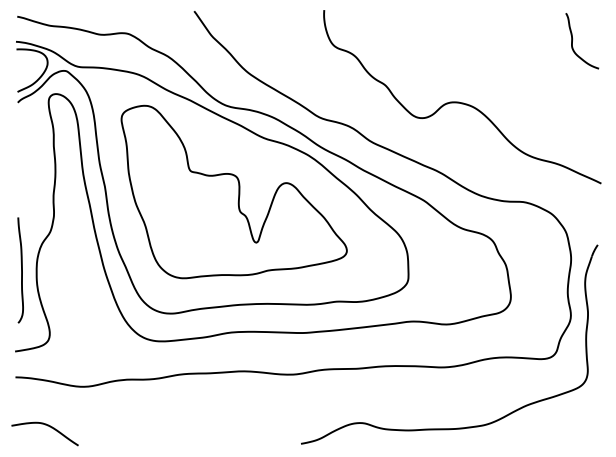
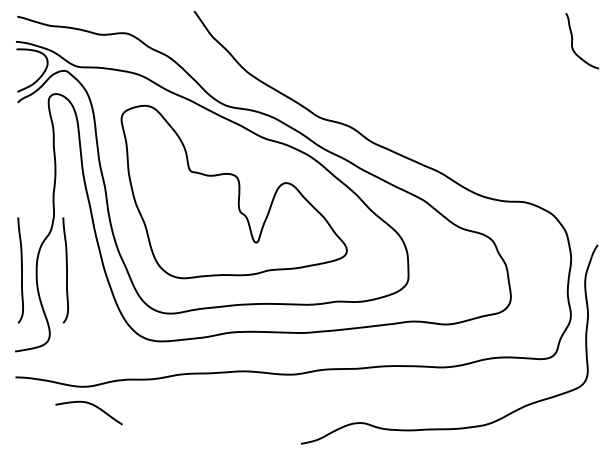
curve: present -> none (459, 101)
curve: none -> present (66, 270)
curve position: (47, 426) -> (91, 405) (91, 405)
